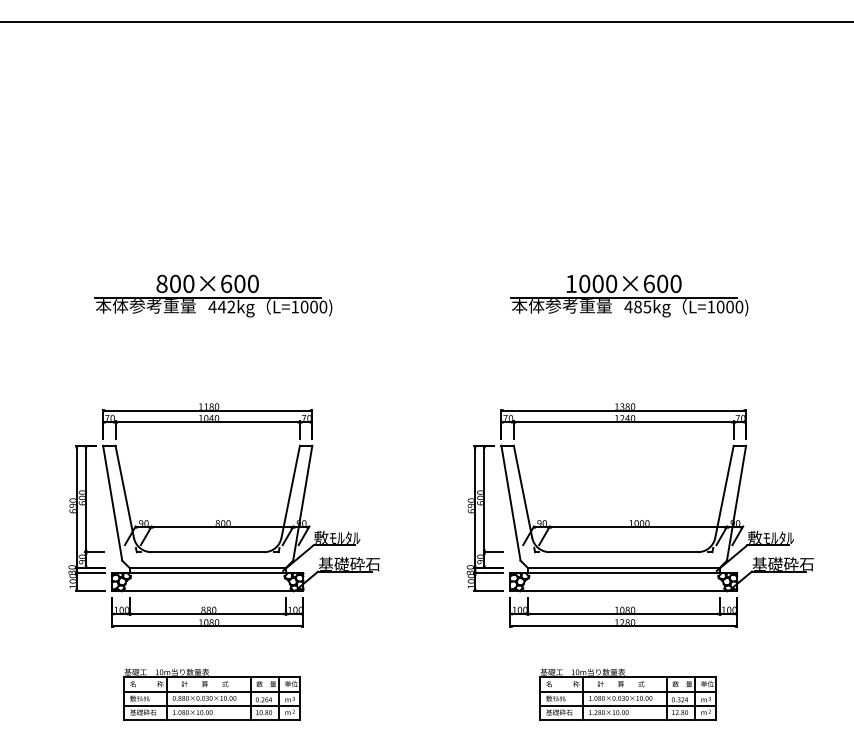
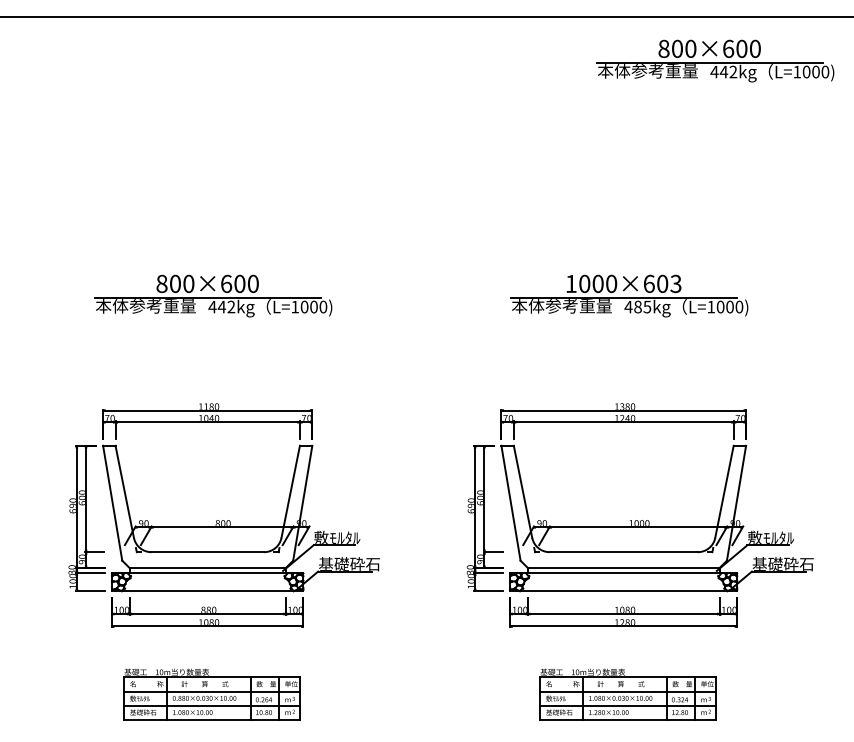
line position: (426, 22) -> (426, 17) (426, 17)
part: none -> present (715, 60)
text: 1000×600 -> 1000×603 (675, 283)
